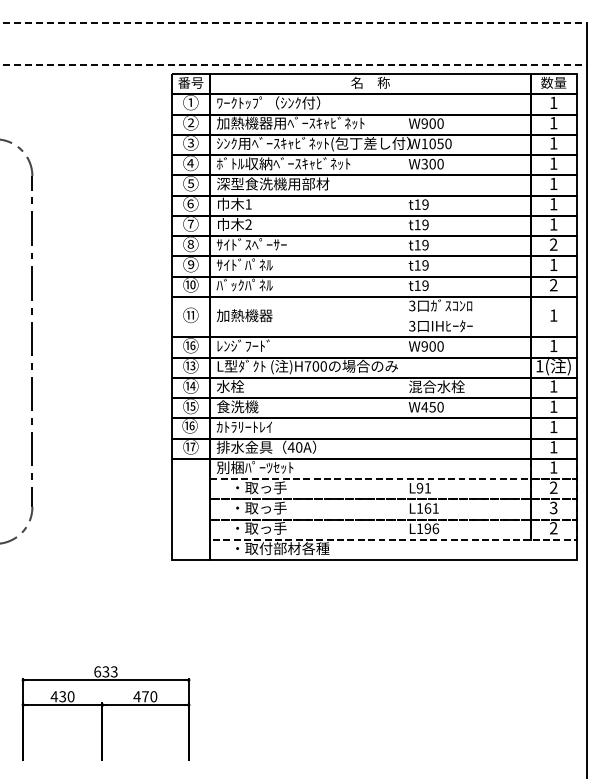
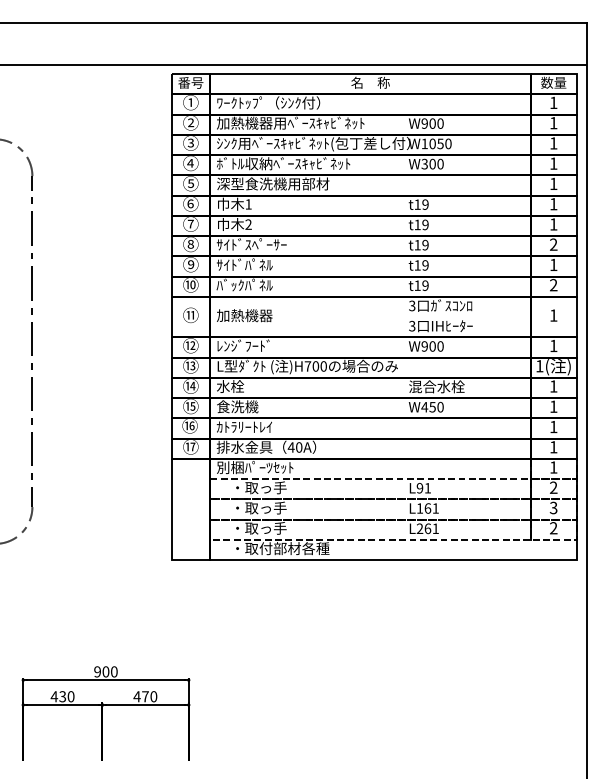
line: dashed -> solid (293, 23)
line: dashed -> solid (293, 64)
text: ⑯ -> ⑫ (192, 345)
text: L196 -> L261 (427, 528)
text: 633 -> 900 (105, 671)
